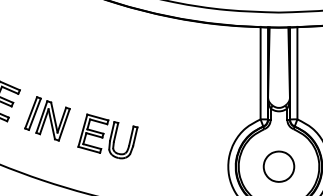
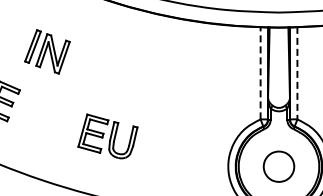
line: solid -> dashed (260, 72)
line: solid -> dashed (297, 73)
part position: (47, 118) -> (47, 51) (47, 51)
